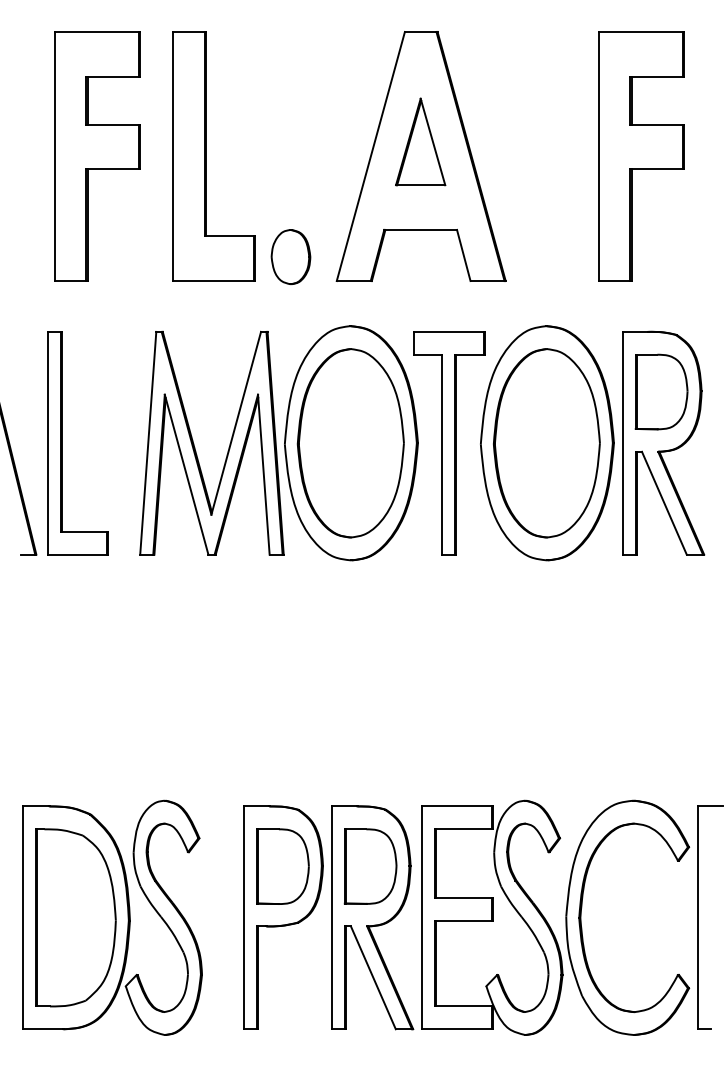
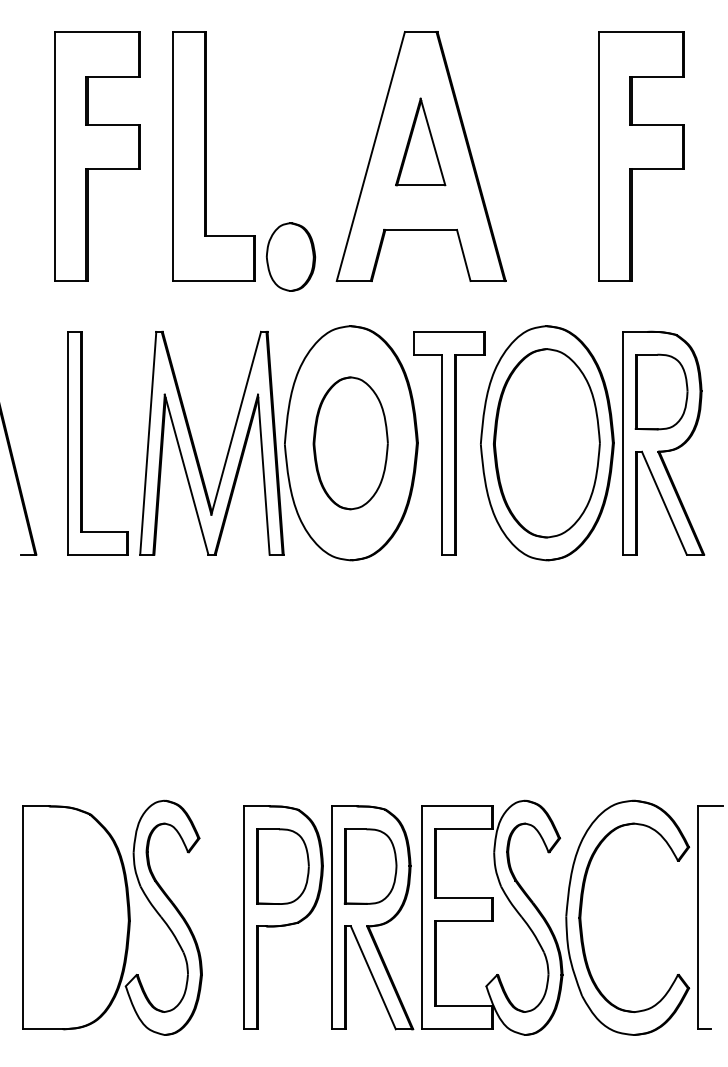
part size: 42x56 px -> 52x70 px (290, 256)
part position: (62, 443) -> (82, 443) (82, 443)
part size: 109x191 px -> 77x135 px (350, 443)
part: present -> none (75, 917)
